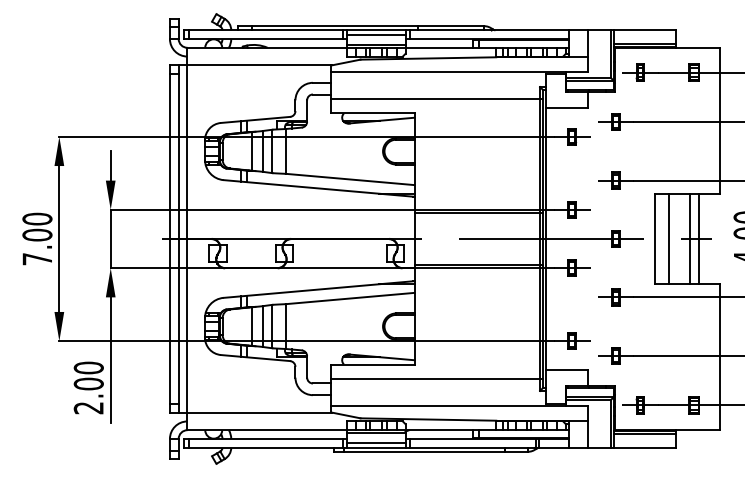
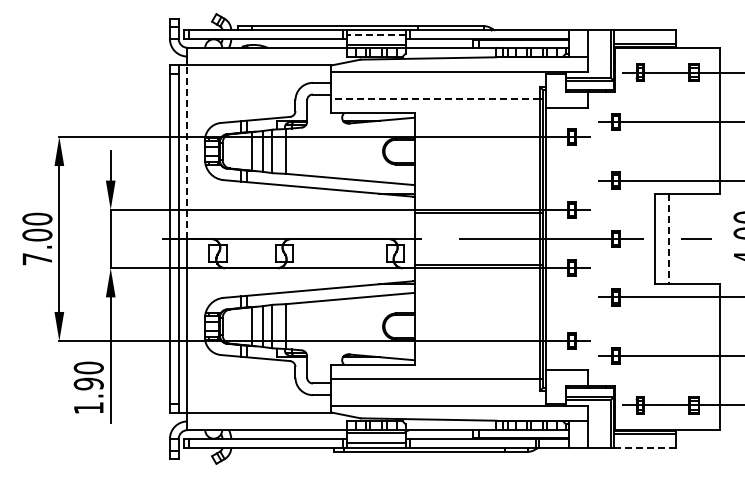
line: solid -> dashed (375, 35)
line: solid -> dashed (435, 98)
line: solid -> dashed (187, 152)
line: present -> none (689, 238)
line: present -> none (698, 238)
line: solid -> dashed (669, 239)
text: 2.00 -> 1.90 (88, 395)
line: solid -> dashed (645, 447)
